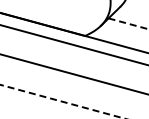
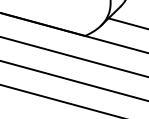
line: dashed -> solid (128, 23)
line position: (73, 44) -> (73, 56) (73, 56)
line position: (73, 74) -> (73, 80) (73, 80)
line: dashed -> solid (63, 101)
